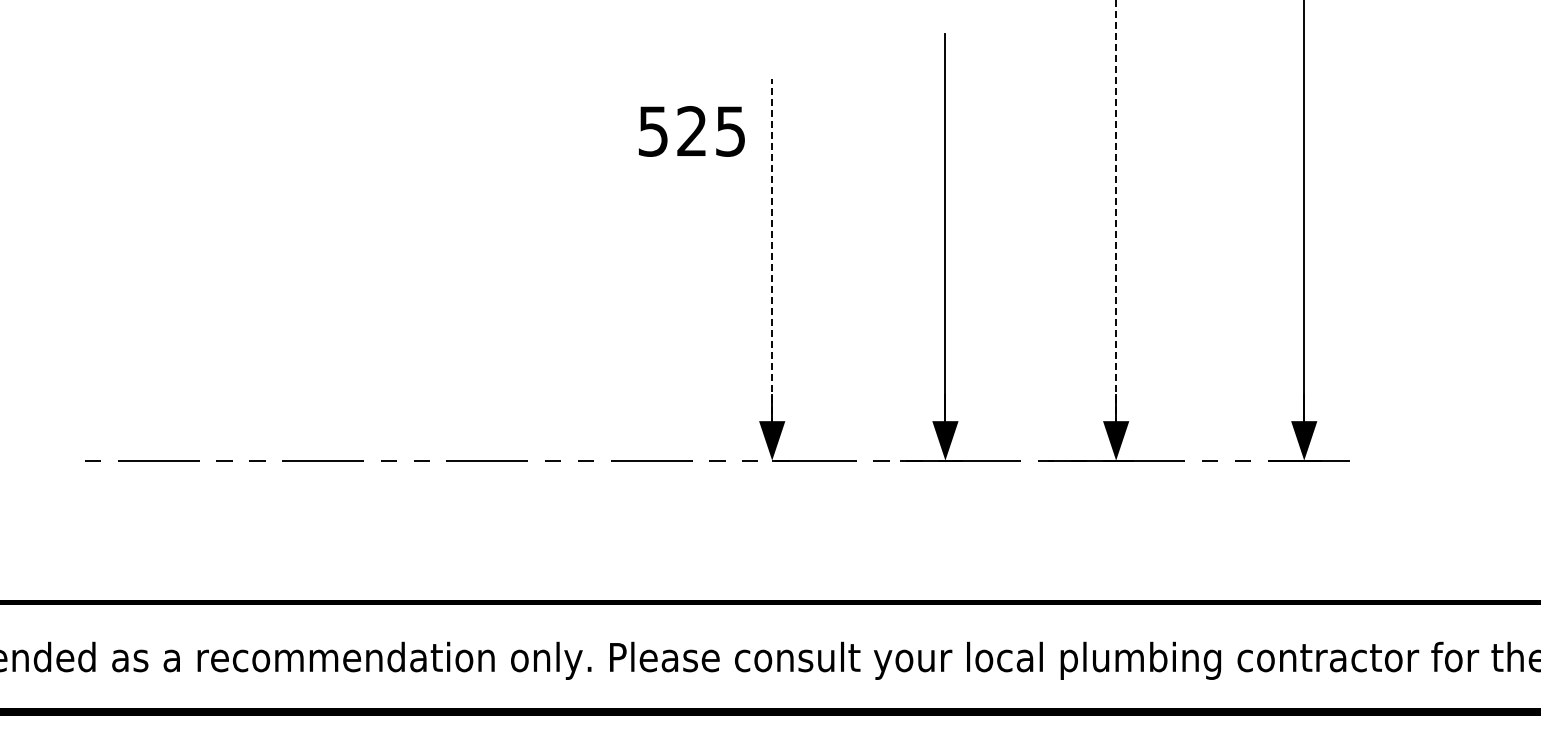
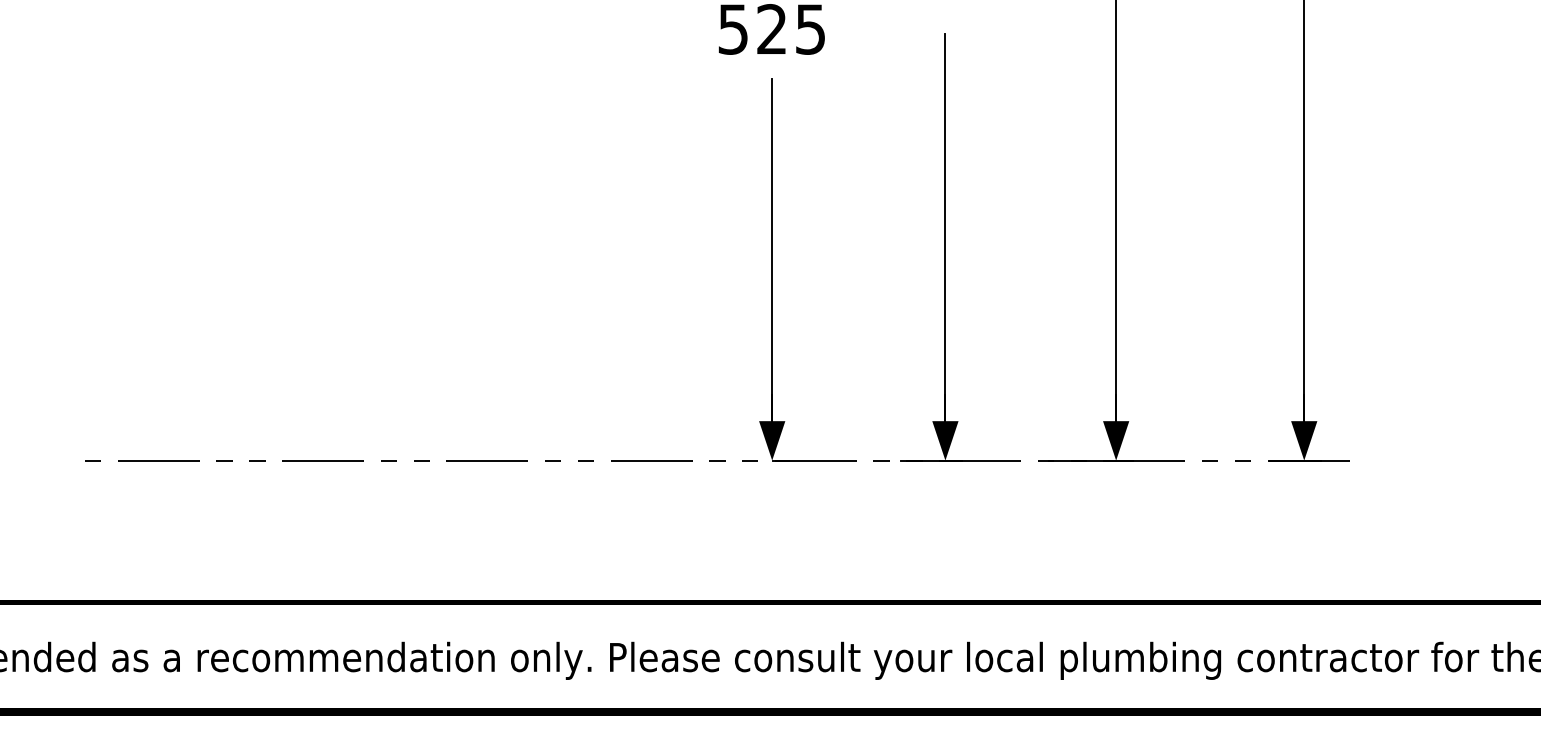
text position: (691, 131) -> (771, 29) (771, 29)
line: dashed -> solid (1116, 223)
line: dashed -> solid (772, 262)
